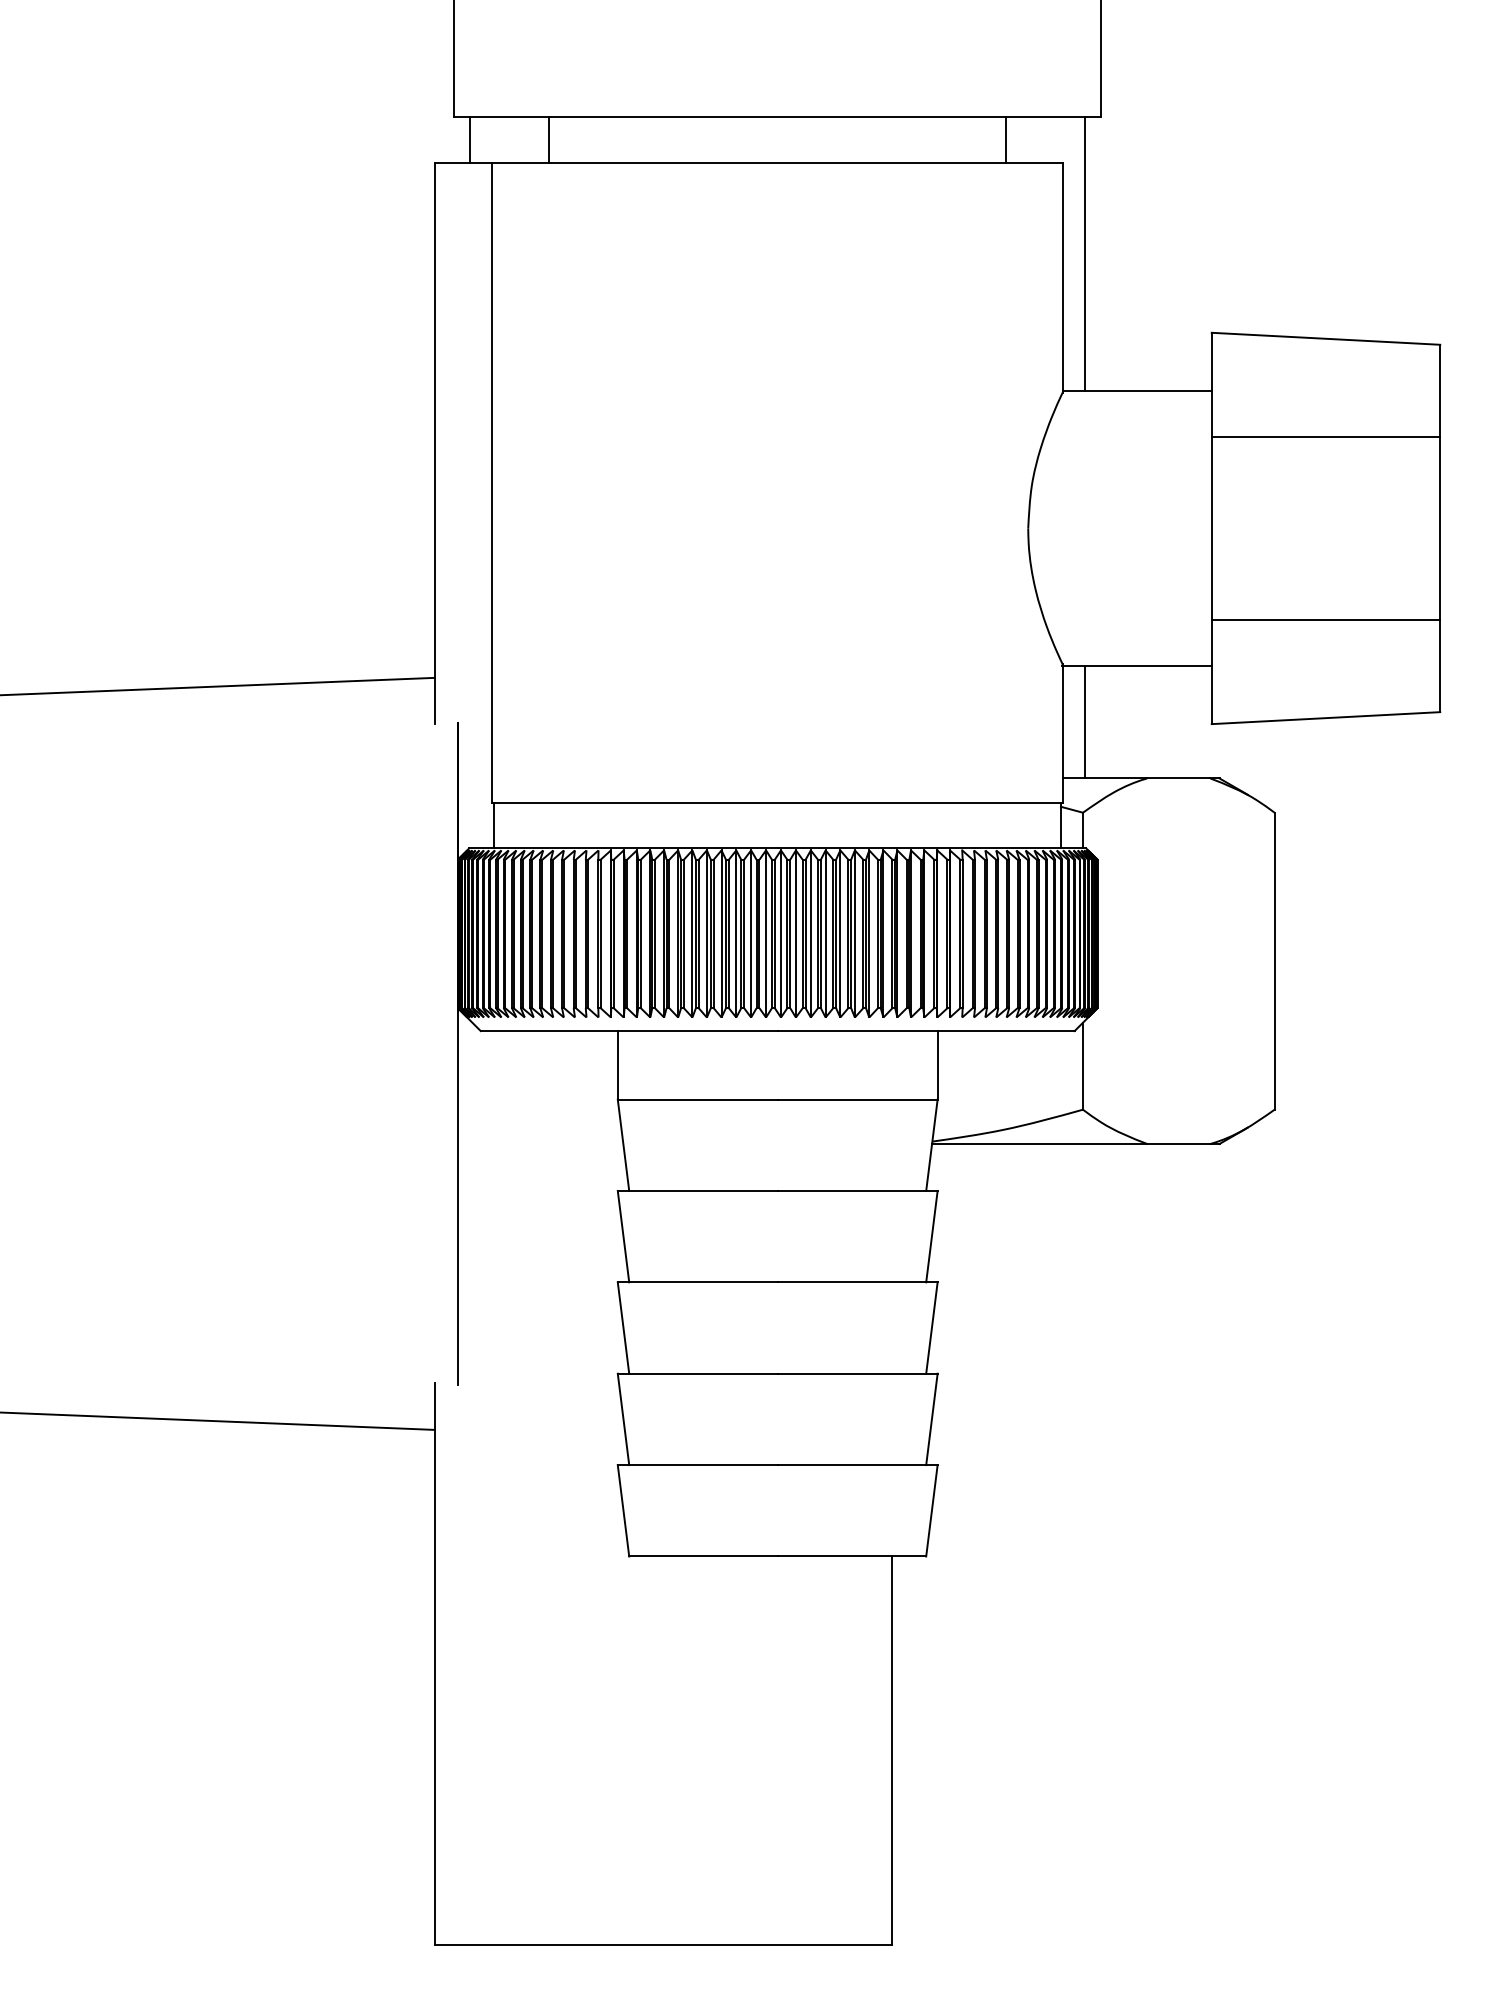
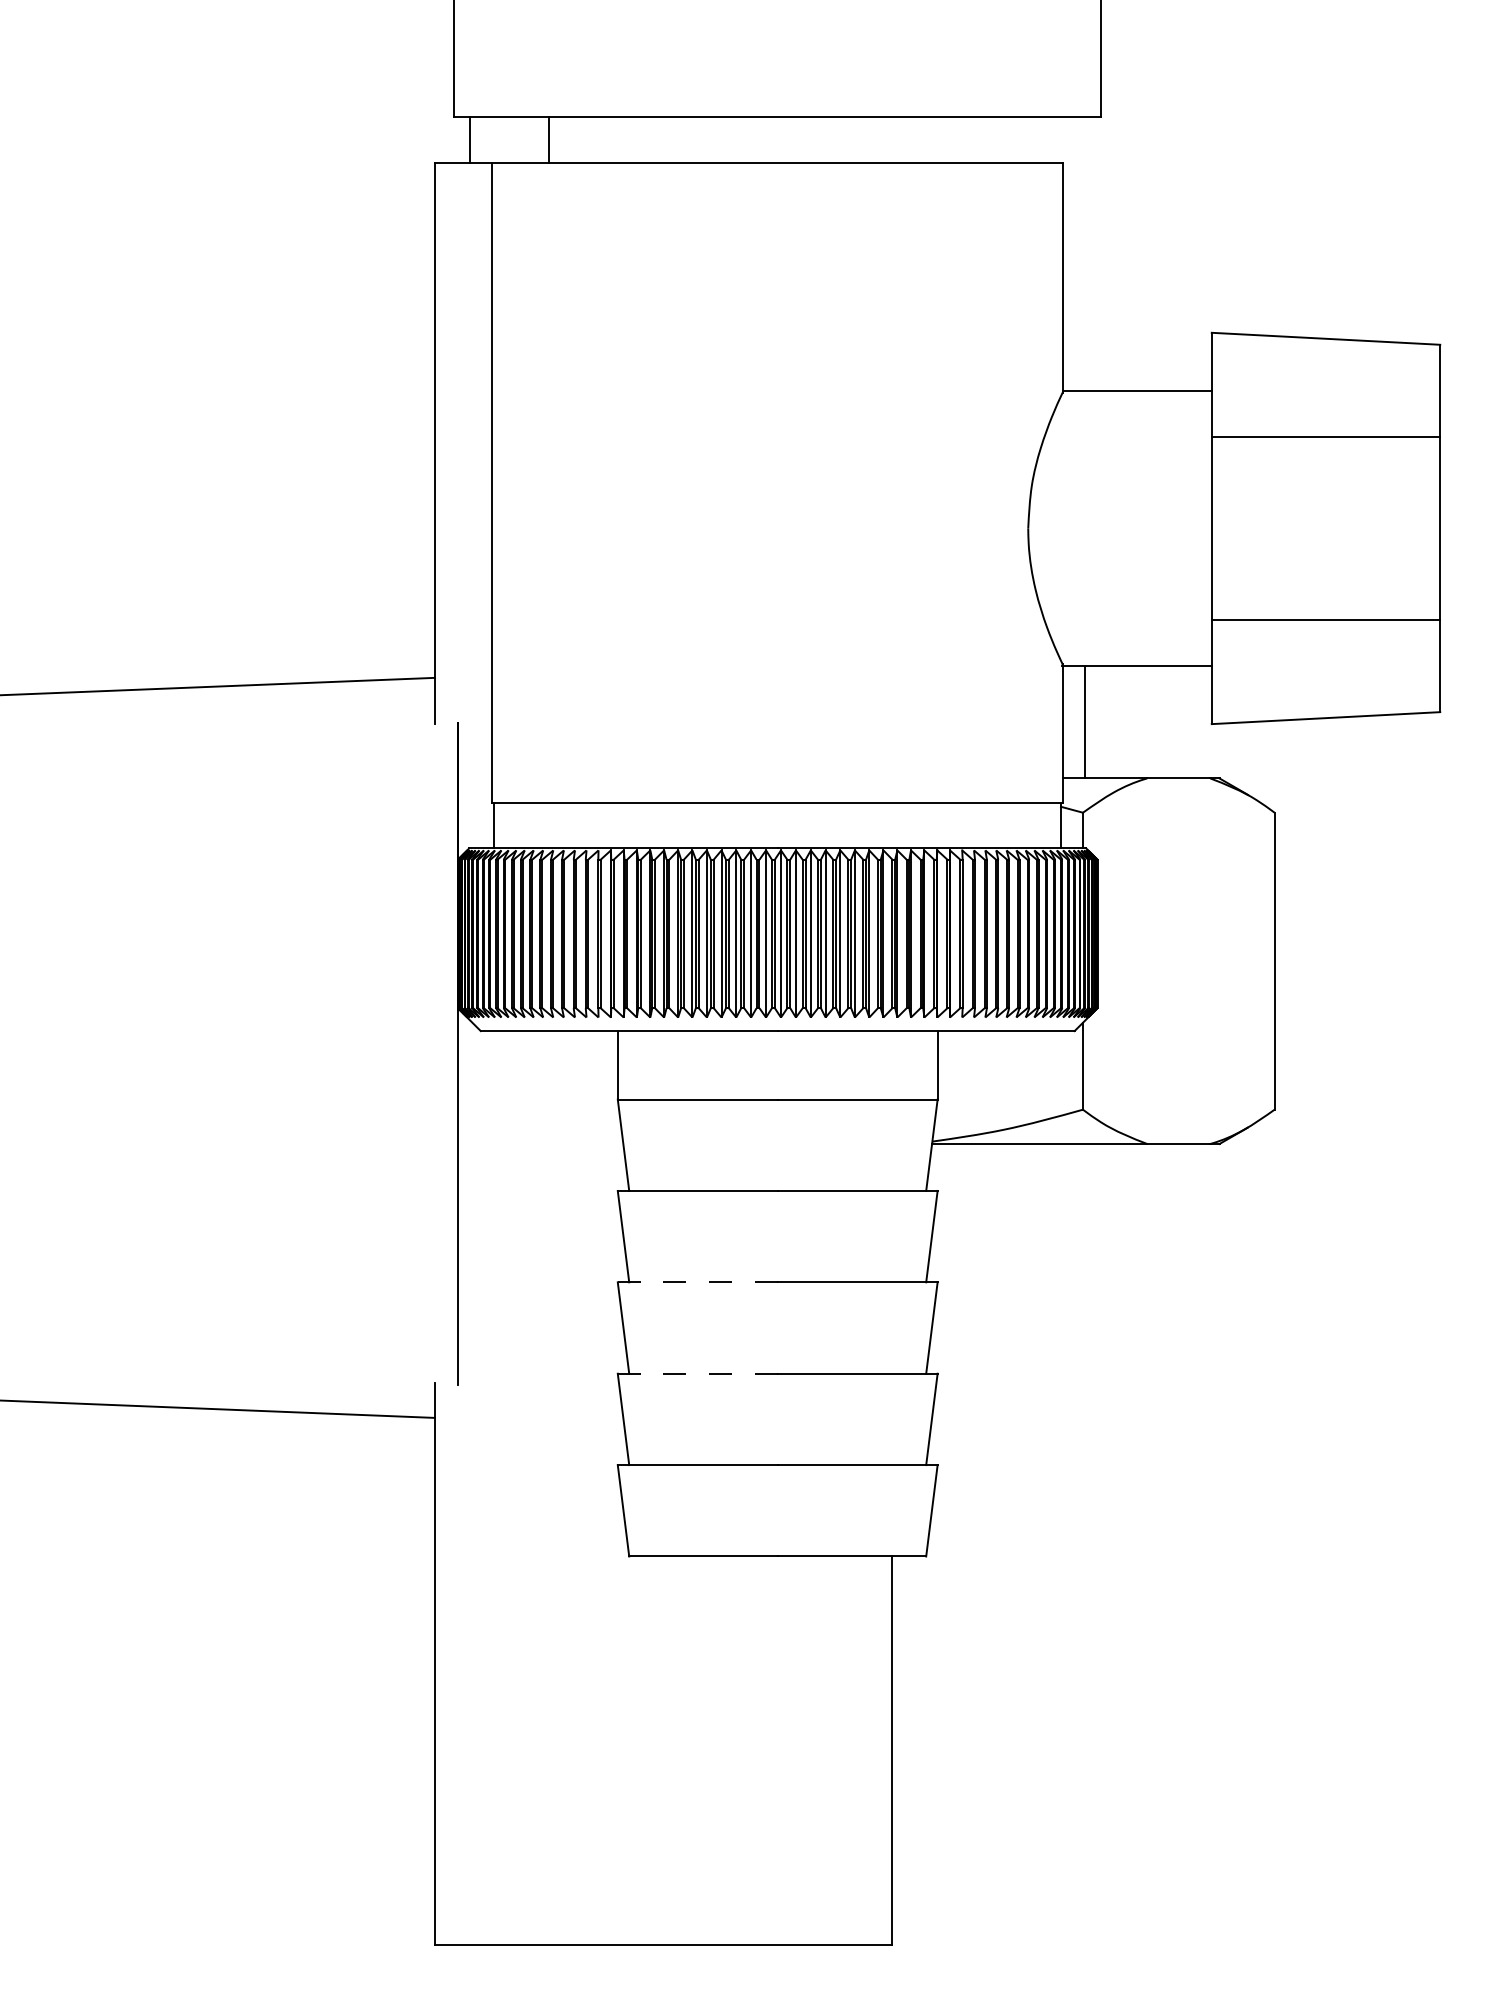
line: present -> none (1006, 139)
line: present -> none (1084, 254)
line: solid -> dashed (697, 1282)
line: solid -> dashed (697, 1373)
line position: (218, 1420) -> (218, 1408) (218, 1408)
